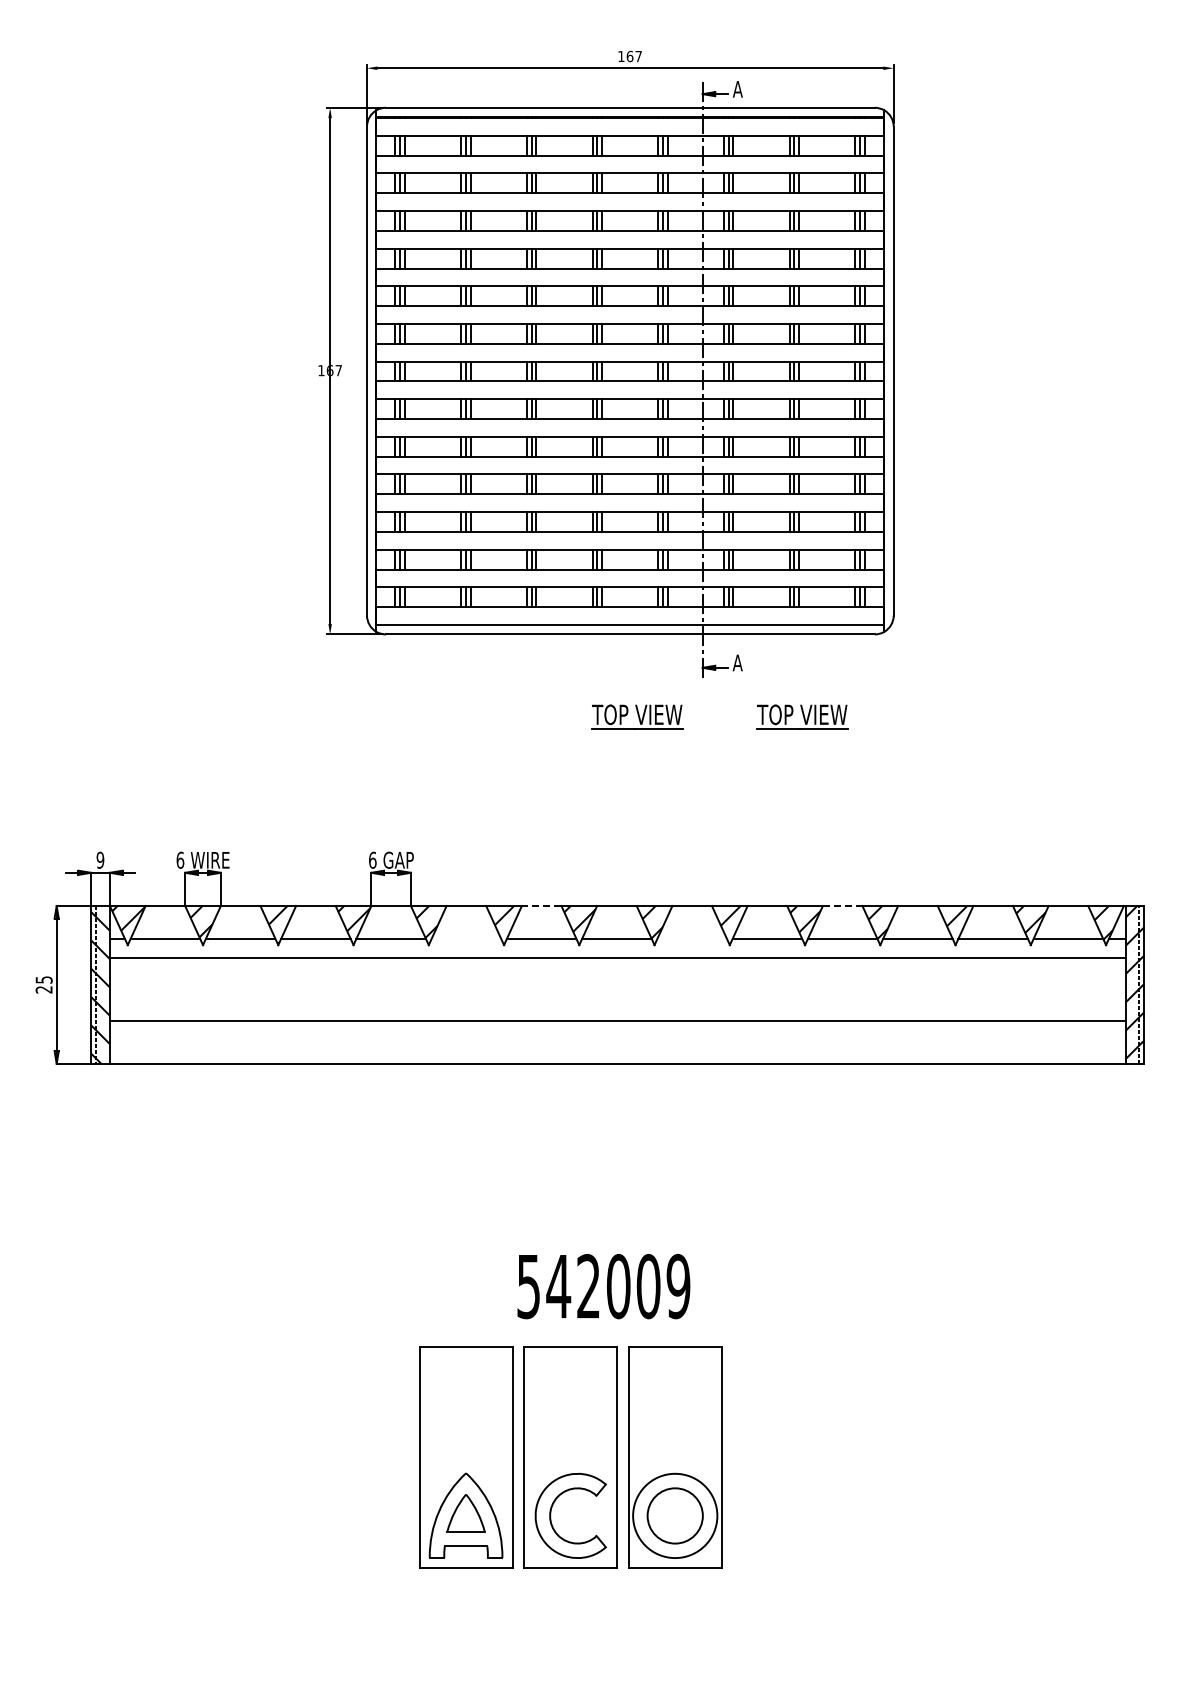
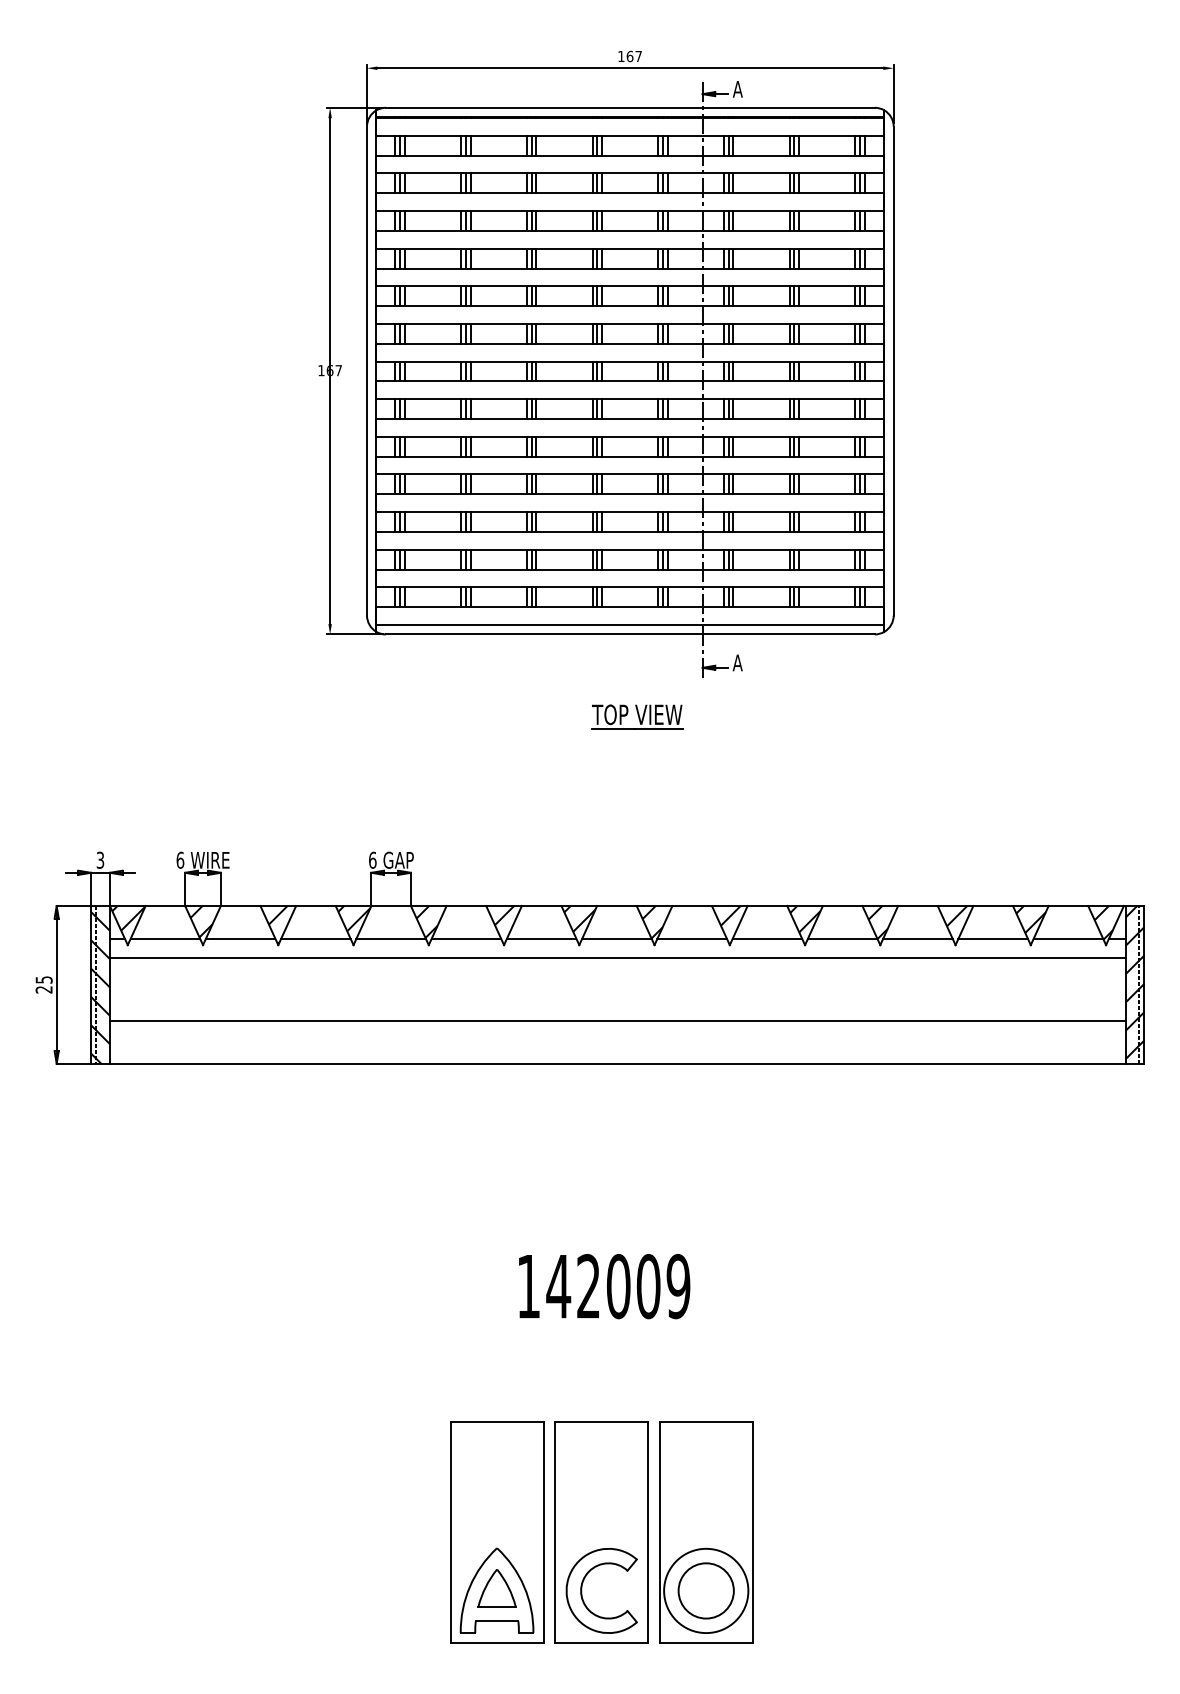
part: present -> none (802, 716)
text: 9 -> 3 (100, 859)
line: dashed -> solid (541, 906)
line: dashed -> solid (842, 906)
line: none -> present (466, 938)
line: none -> present (691, 938)
text: 542009 -> 142009 (528, 1287)
part position: (570, 1457) -> (601, 1532) (601, 1532)
